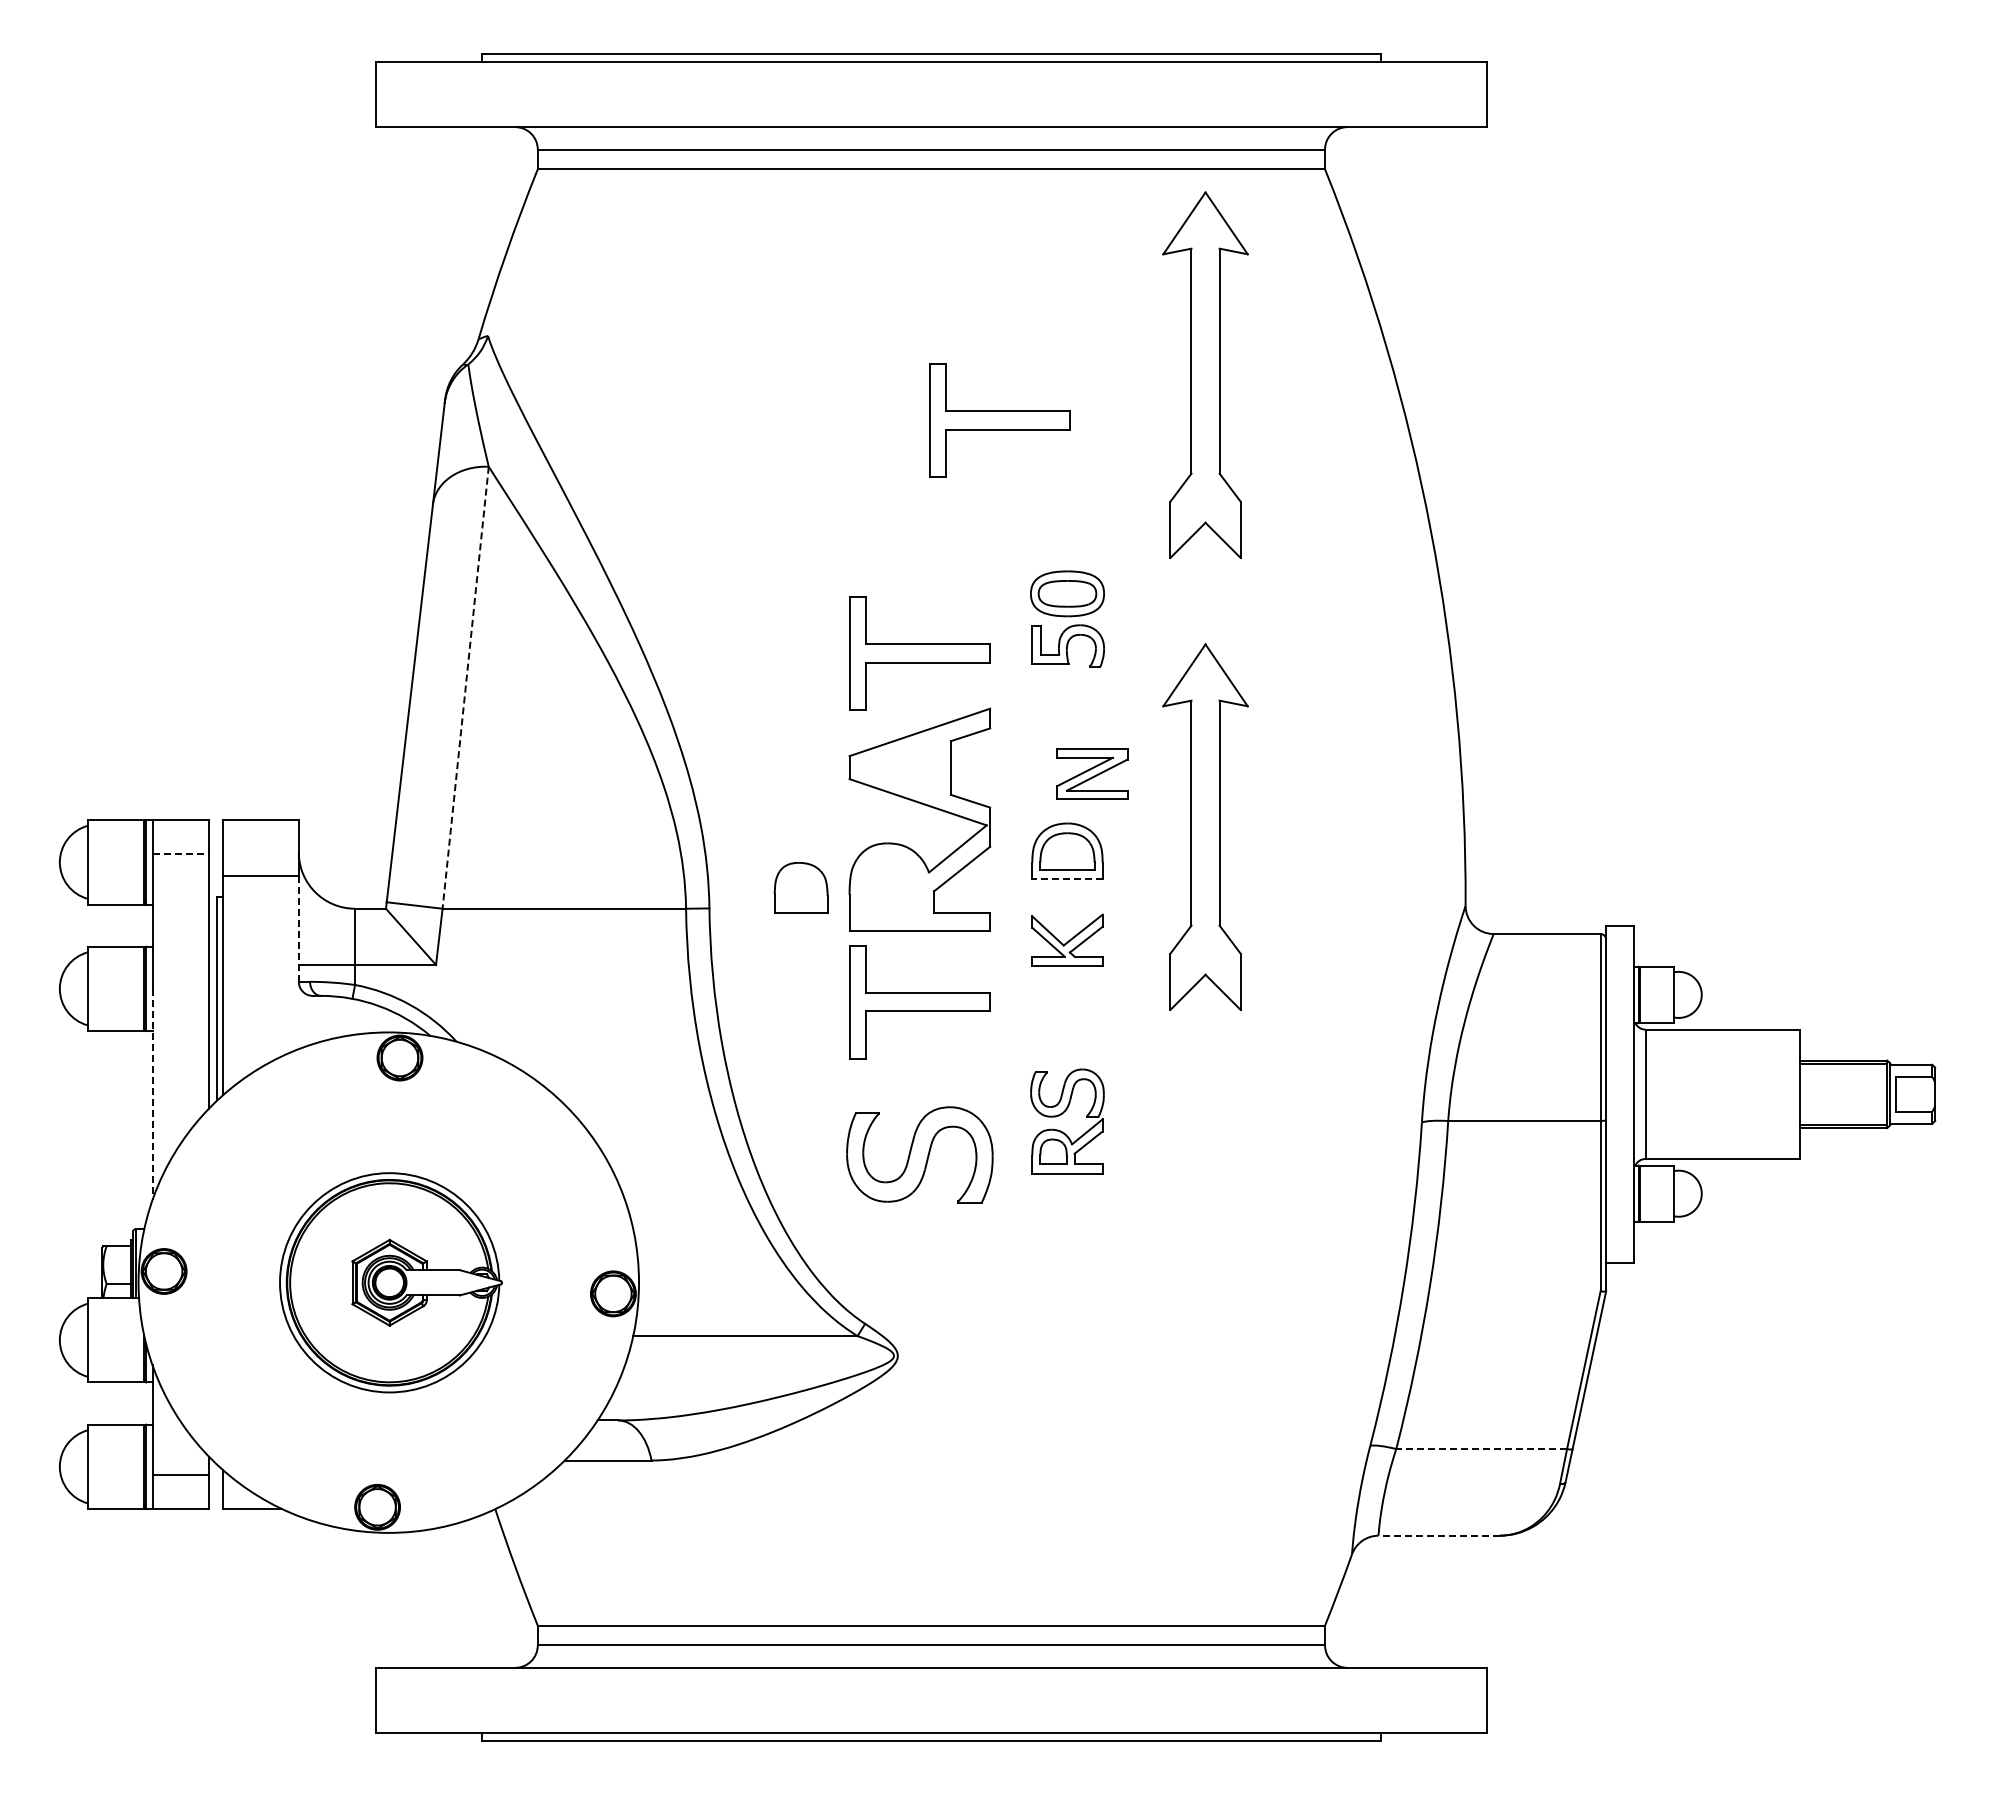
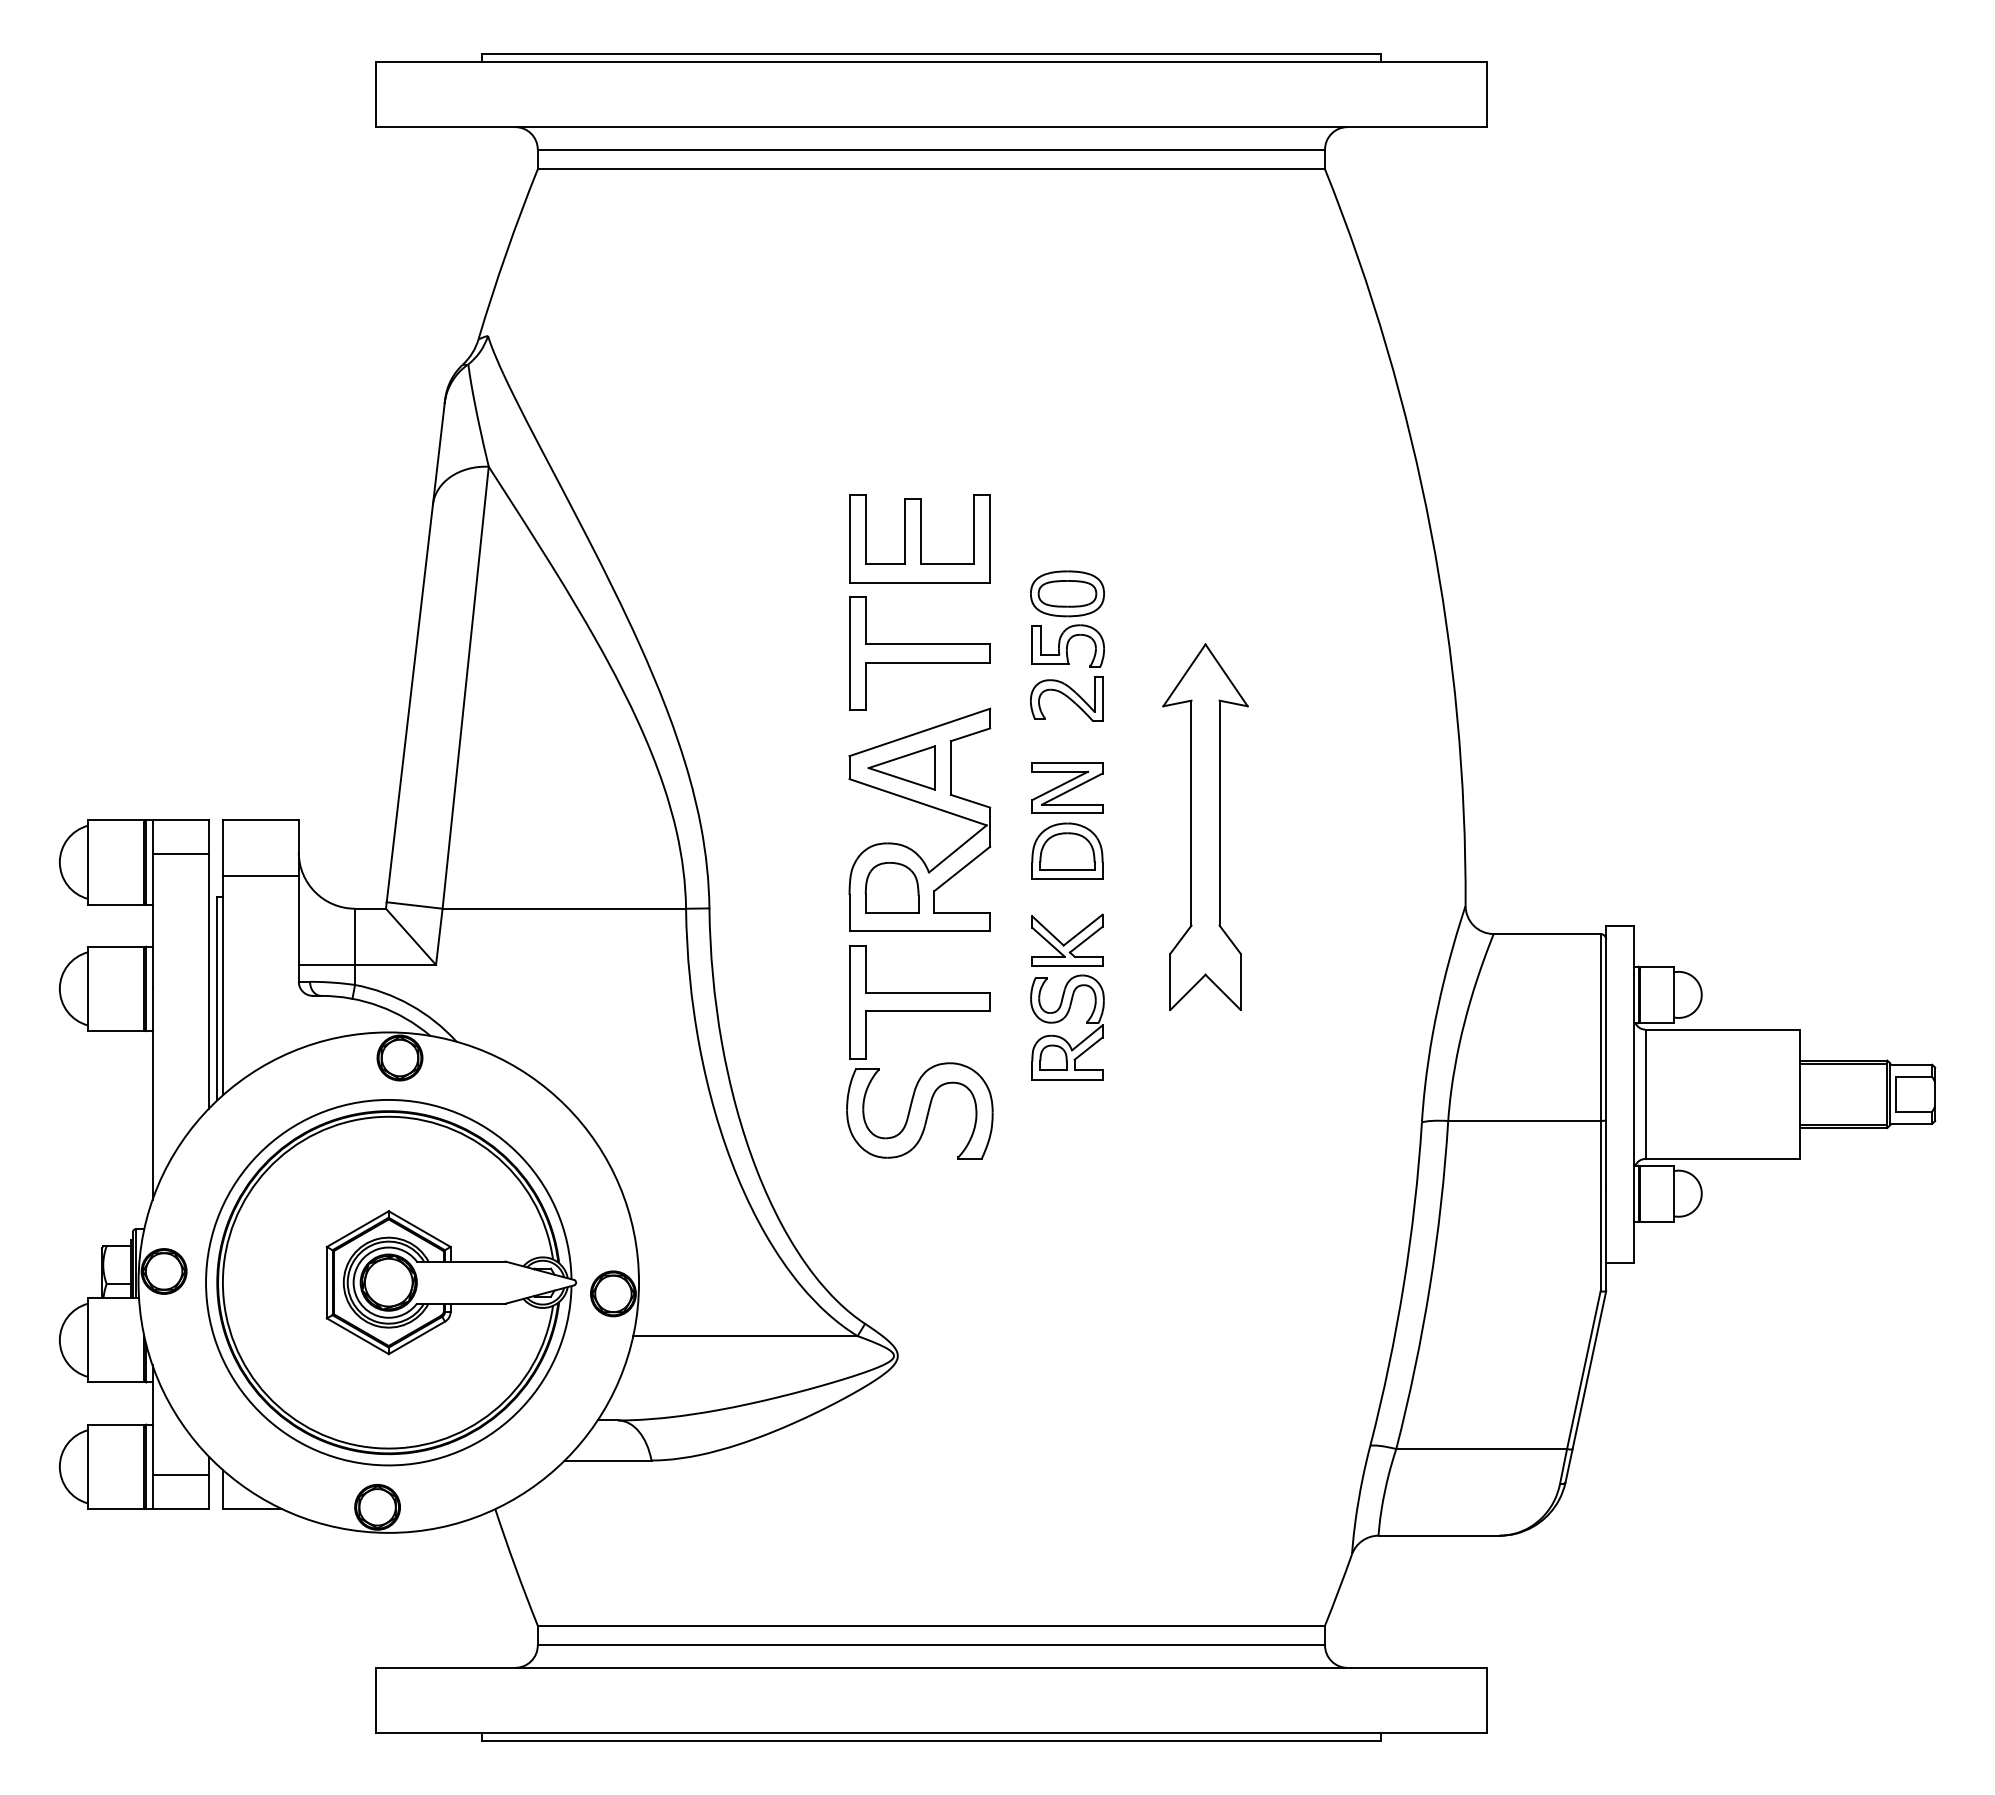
part: present -> none (1205, 374)
part: present -> none (999, 420)
part: none -> present (919, 538)
line: dashed -> solid (465, 688)
part: none -> present (1066, 698)
part: none -> present (901, 767)
part position: (1092, 773) -> (1067, 787) (1067, 787)
line: dashed -> solid (181, 853)
line: dashed -> solid (1066, 878)
part position: (800, 887) -> (891, 887) (891, 887)
line: dashed -> solid (298, 929)
line: dashed -> solid (152, 1094)
part position: (1061, 1115) -> (1061, 1021) (1061, 1021)
part position: (919, 1154) -> (919, 1110) (919, 1110)
part size: 224x222 px -> 372x368 px (390, 1282)
line: dashed -> solid (1481, 1449)
line: dashed -> solid (1439, 1535)
